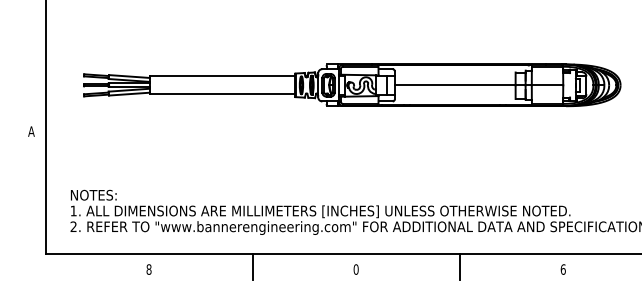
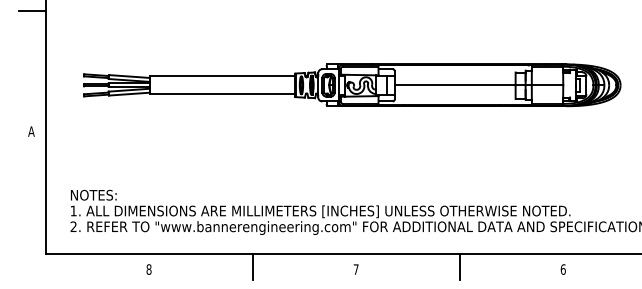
line: none -> present (32, 10)
text: 0 -> 7 (355, 269)
